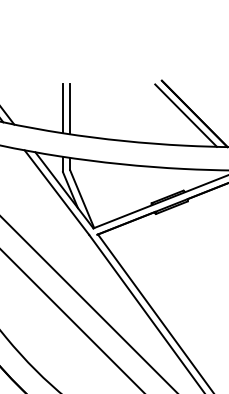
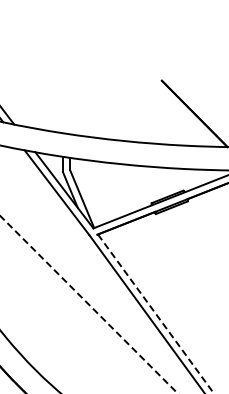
line: present -> none (62, 108)
line: present -> none (70, 109)
line: present -> none (185, 115)
line: solid -> dashed (89, 305)
line: solid -> dashed (156, 314)
line: present -> none (71, 320)
